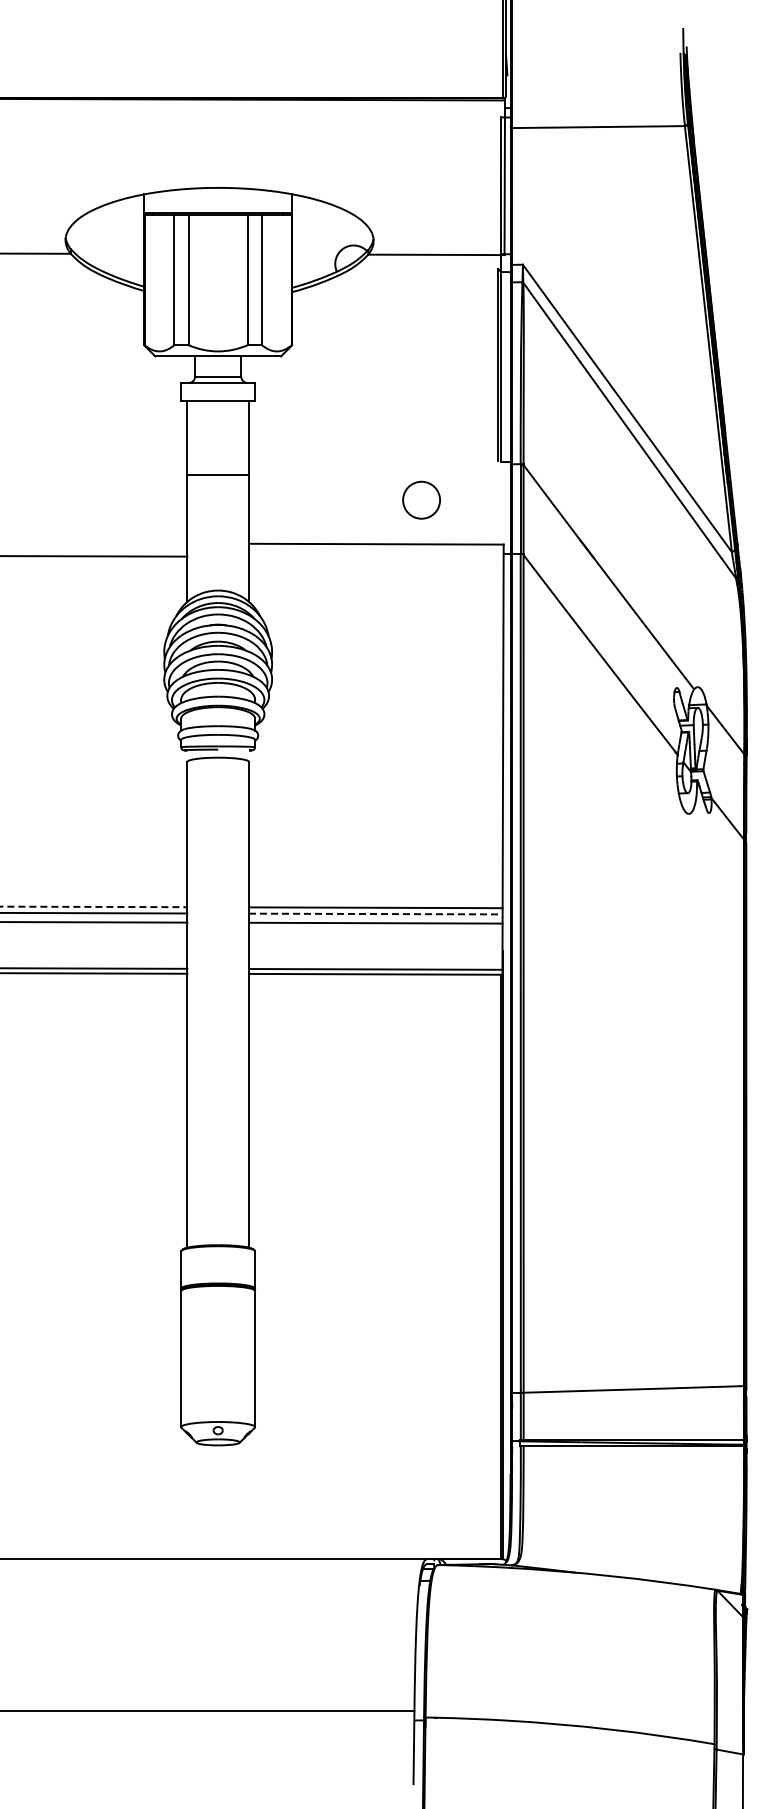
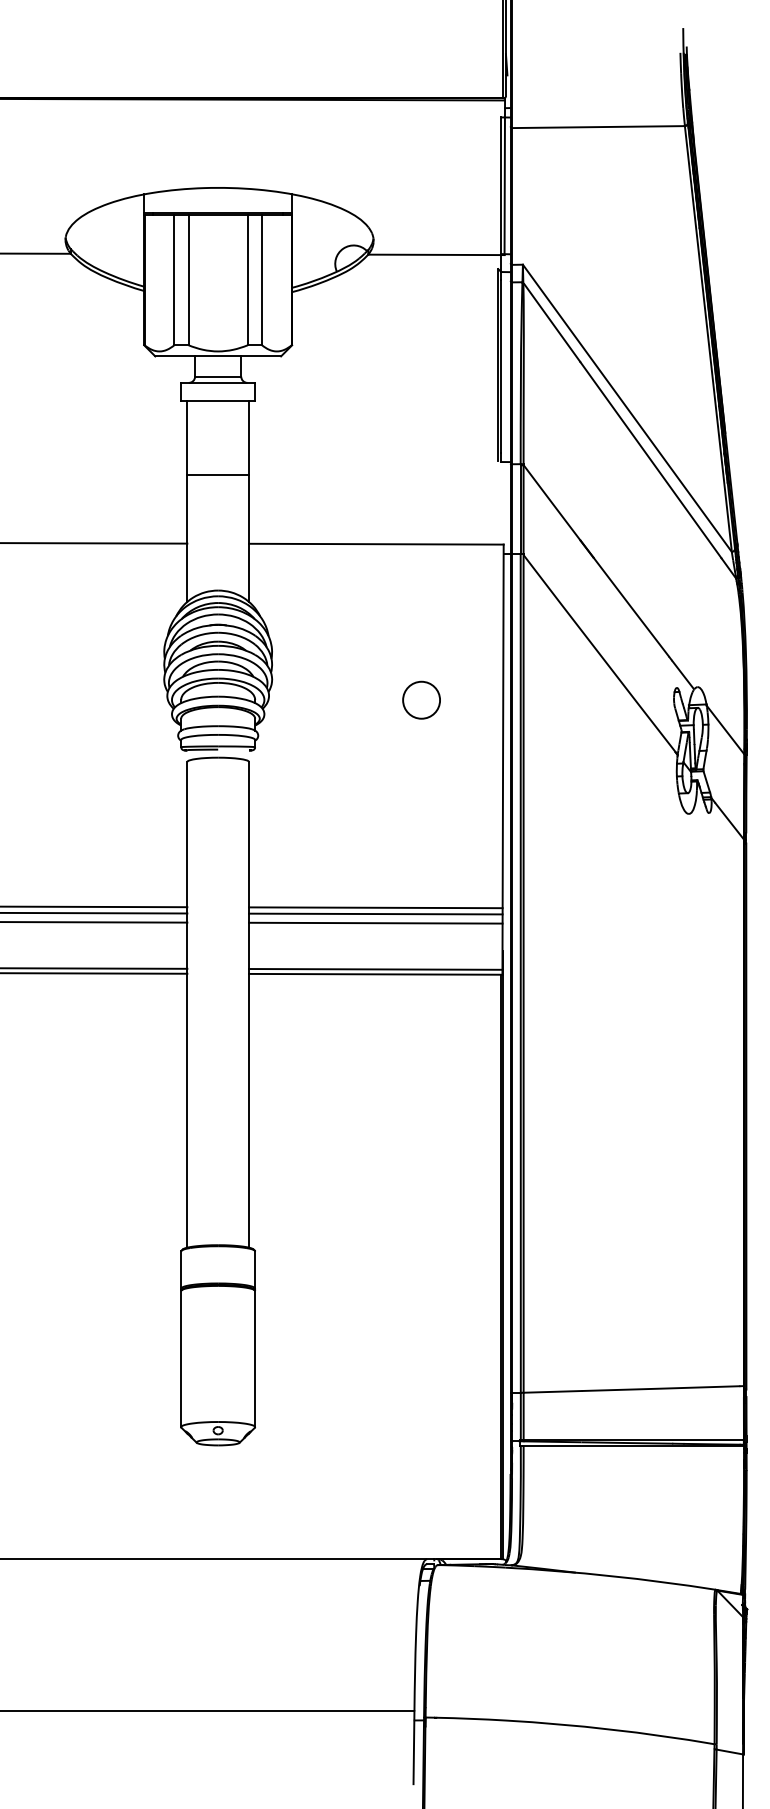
circle position: (421, 499) -> (421, 699) (421, 699)
line position: (94, 556) -> (94, 543) (94, 543)
line: dashed -> solid (94, 906)
line: dashed -> solid (375, 914)
